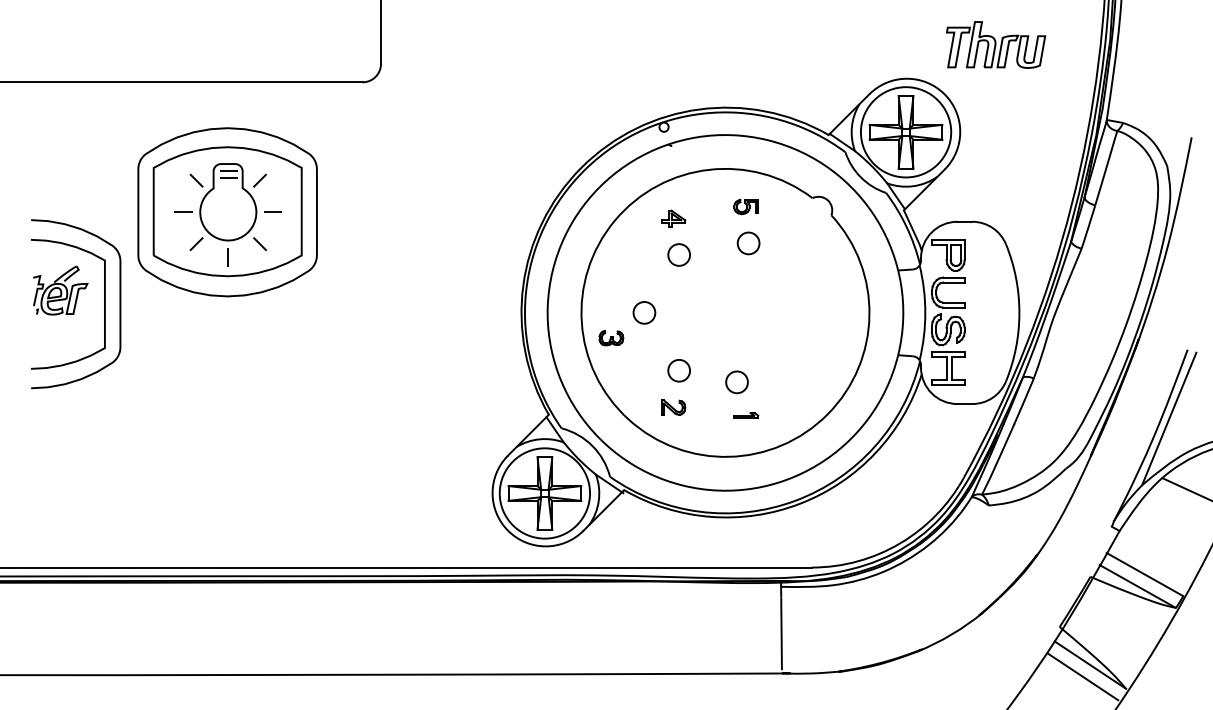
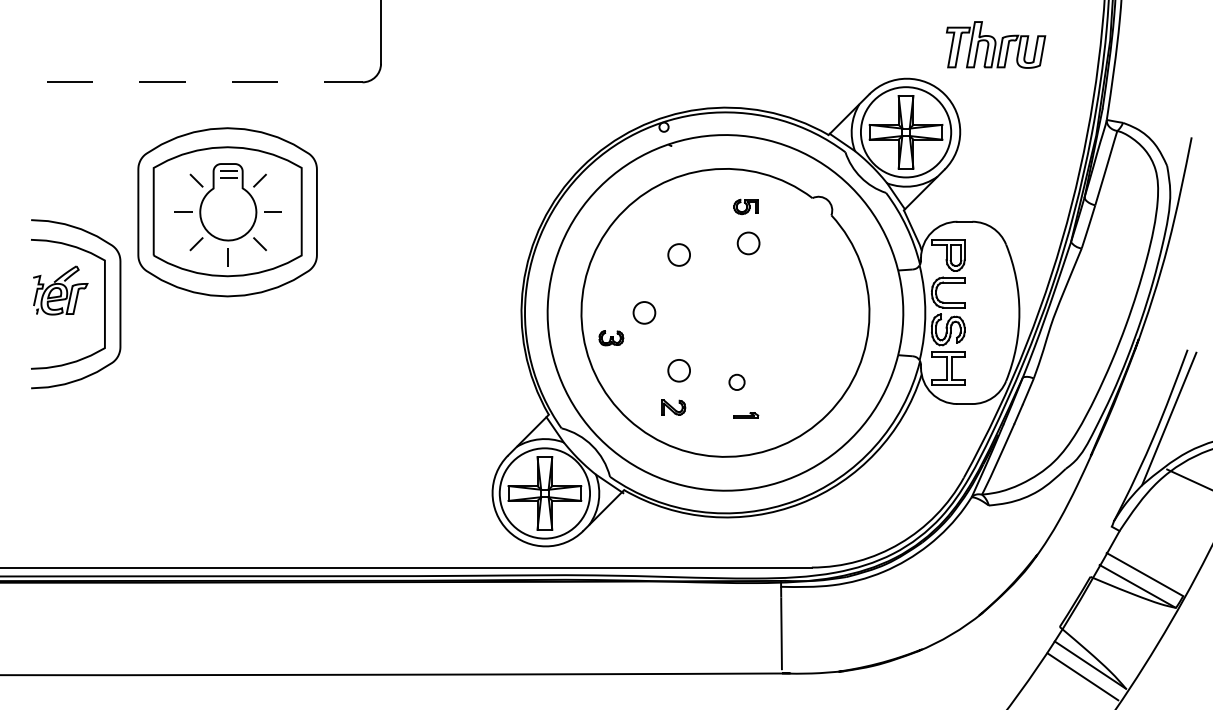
line: solid -> dashed (181, 82)
part: present -> none (673, 218)
circle size: 24x25 px -> 18x18 px (736, 381)
line position: (1186, 488) -> (1188, 478) (1188, 478)
